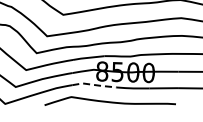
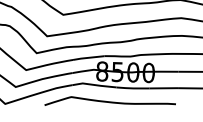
line: dashed -> solid (94, 84)
